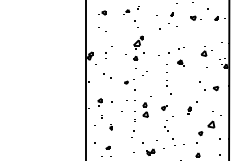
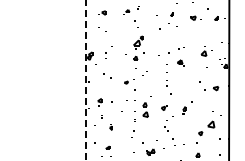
line: solid -> dashed (85, 80)
part position: (192, 107) -> (187, 107) (187, 107)
